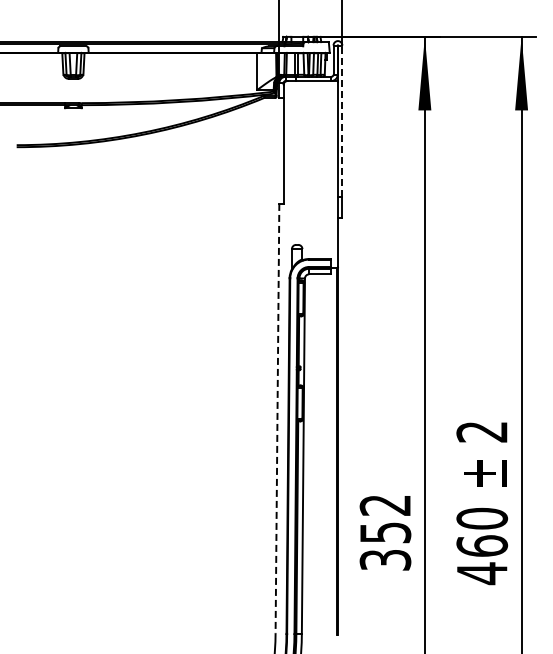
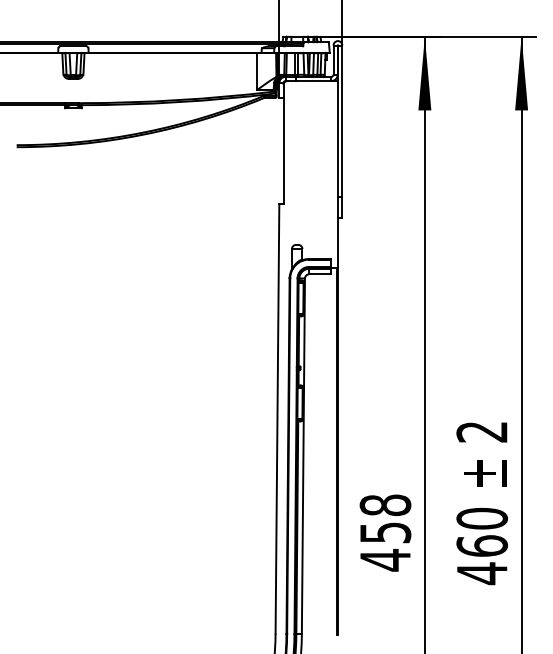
line: dashed -> solid (342, 121)
line: dashed -> solid (277, 418)
text: 352 -> 458 (385, 532)
